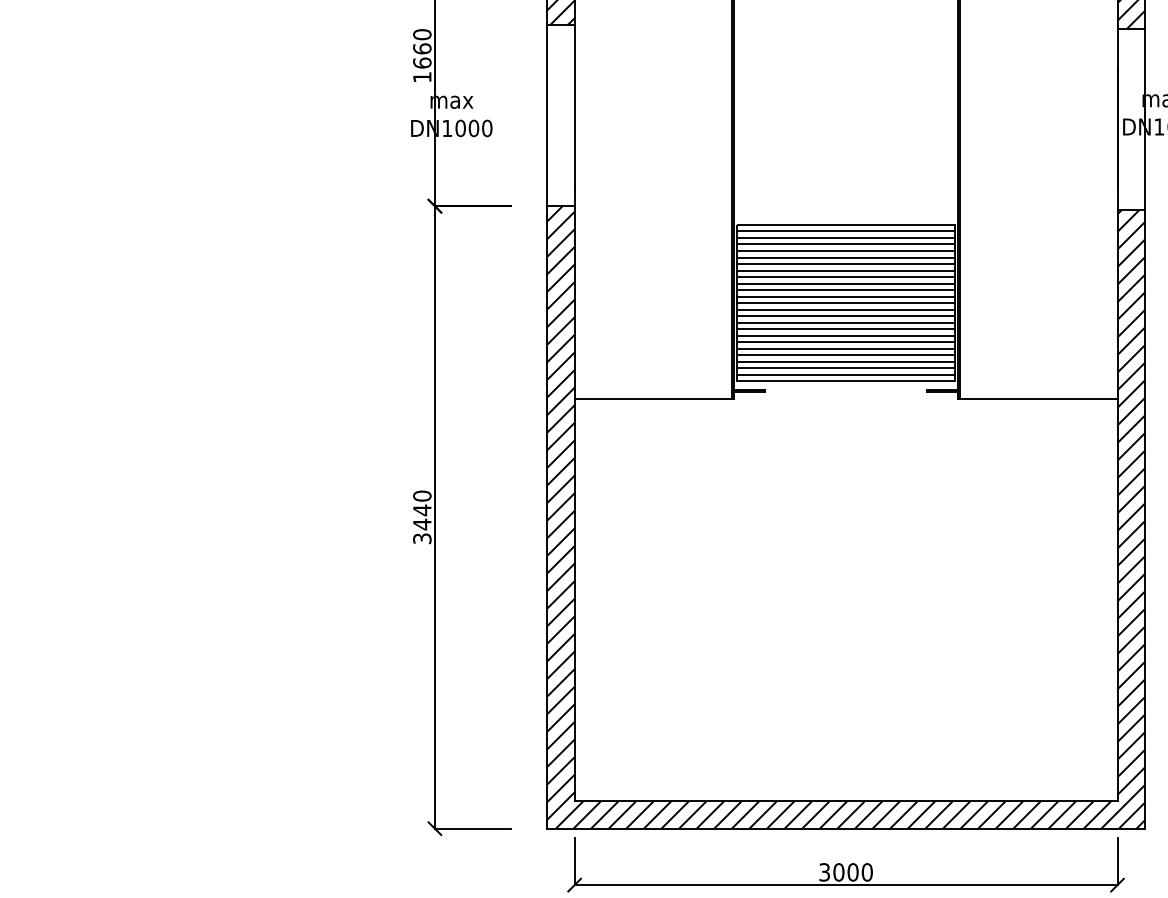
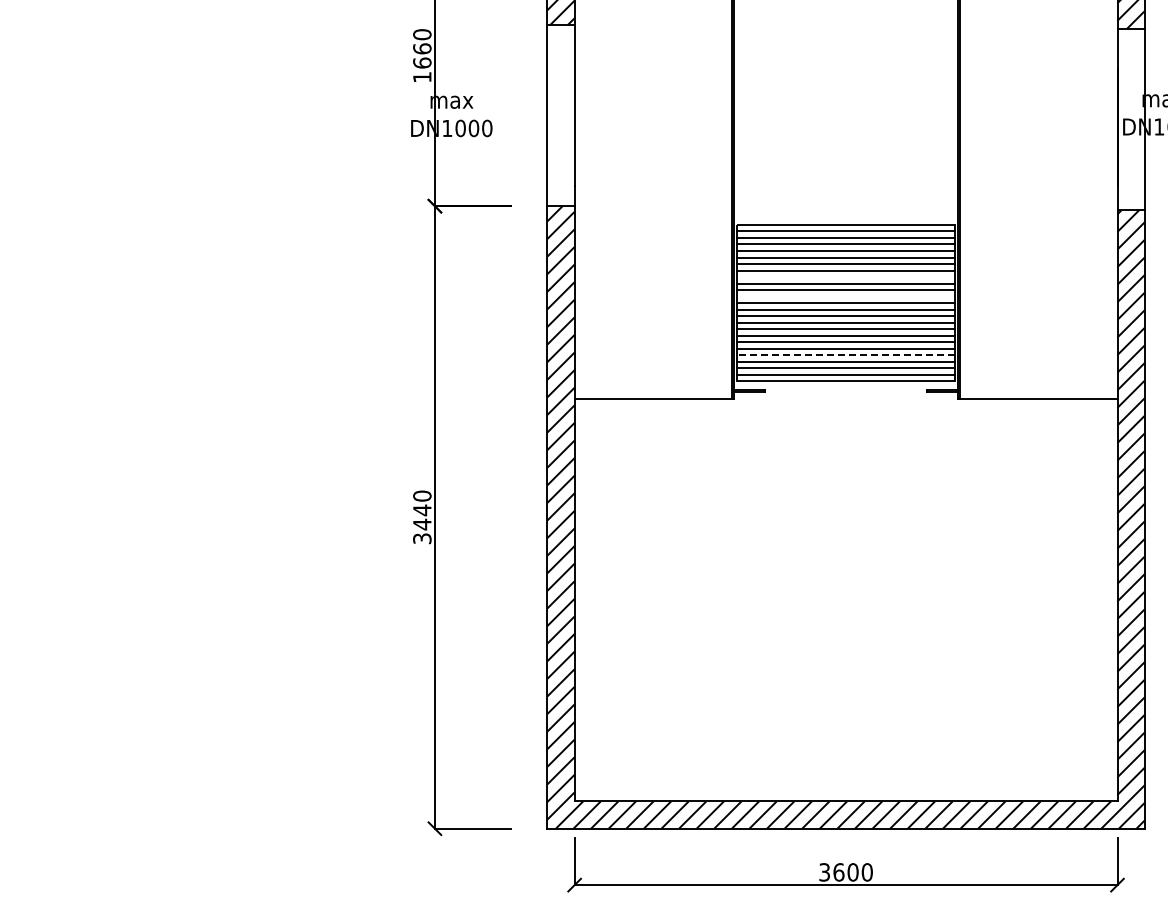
line: present -> none (845, 277)
line: present -> none (845, 296)
line: solid -> dashed (846, 355)
text: 3000 -> 3600 (838, 872)
